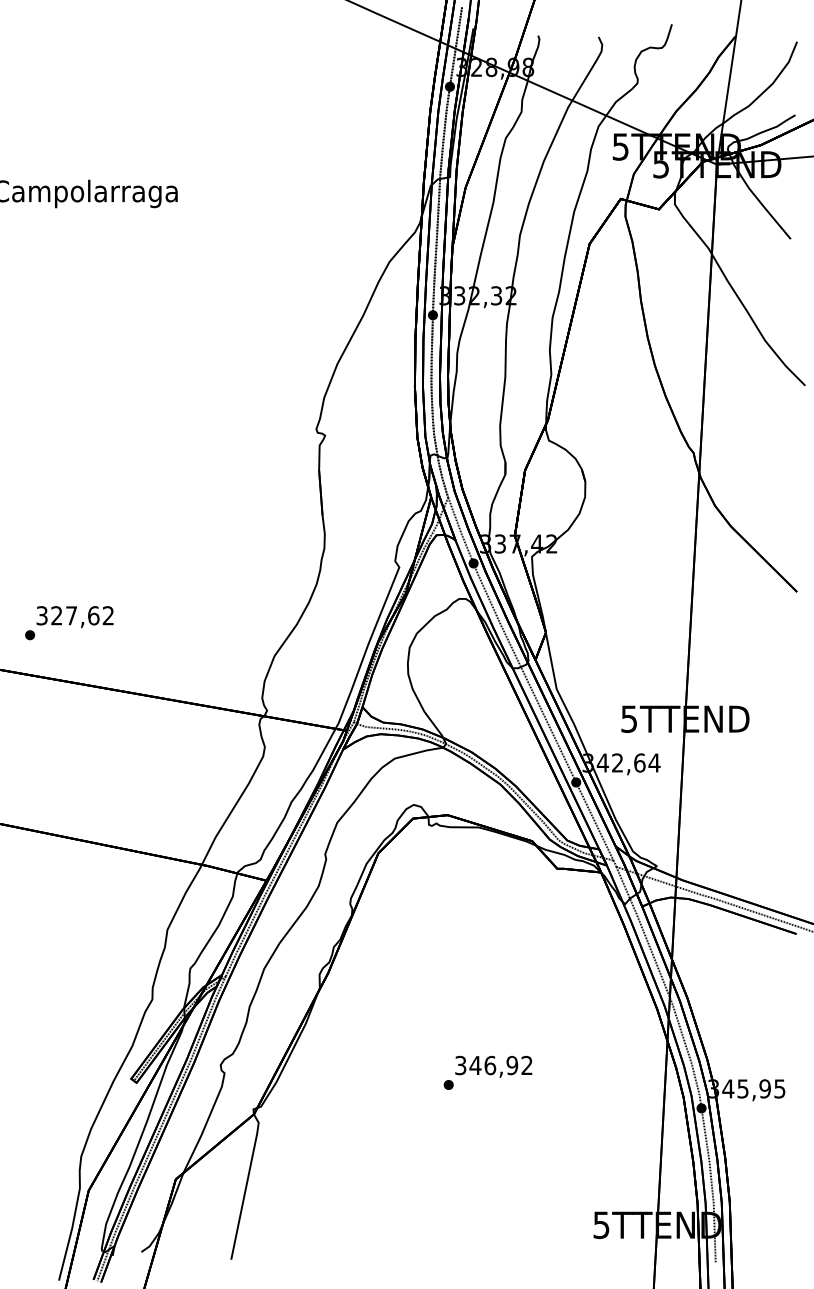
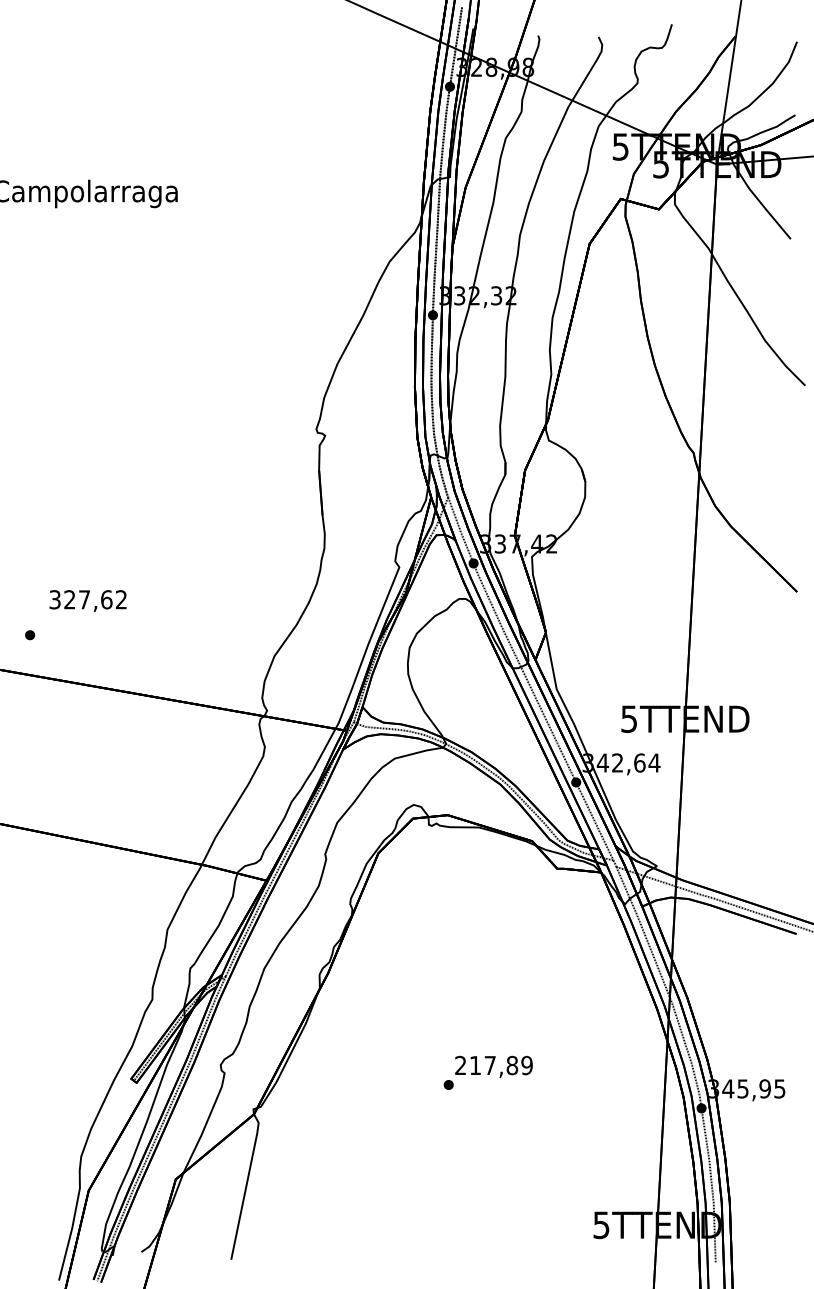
text position: (74, 617) -> (87, 601) (87, 601)
text: 346,92 -> 217,89 (493, 1065)
